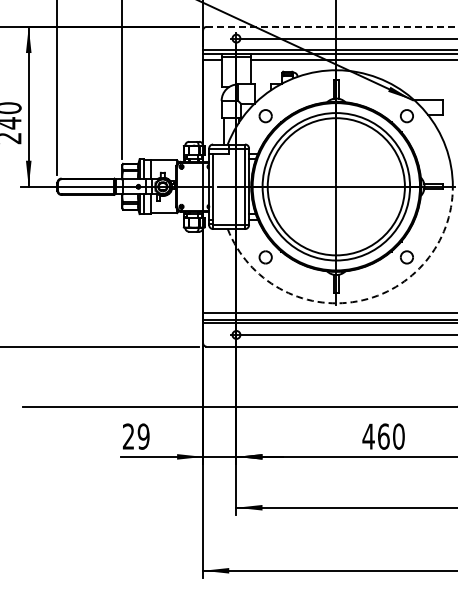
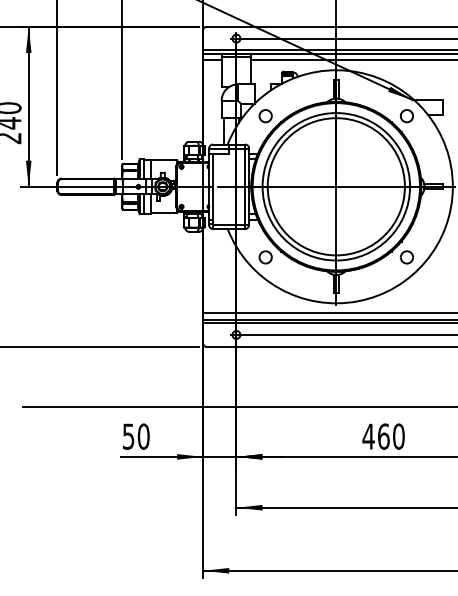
line: dashed -> solid (332, 26)
arc: dashed -> solid (357, 301)
text: 29 -> 50 (136, 436)
